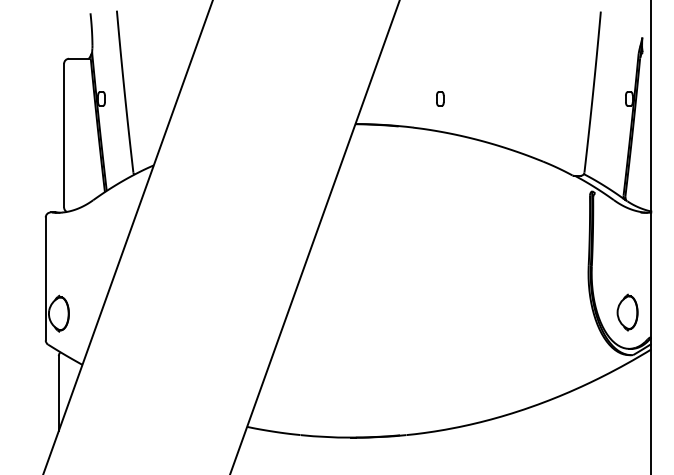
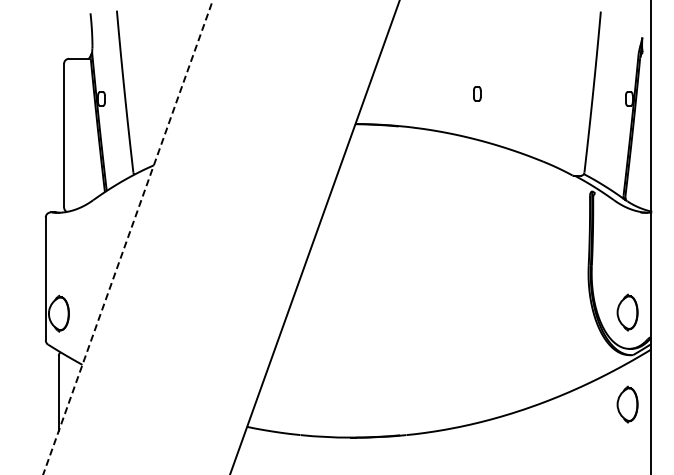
part position: (440, 98) -> (477, 93) (477, 93)
line: solid -> dashed (127, 237)
part: none -> present (627, 404)
